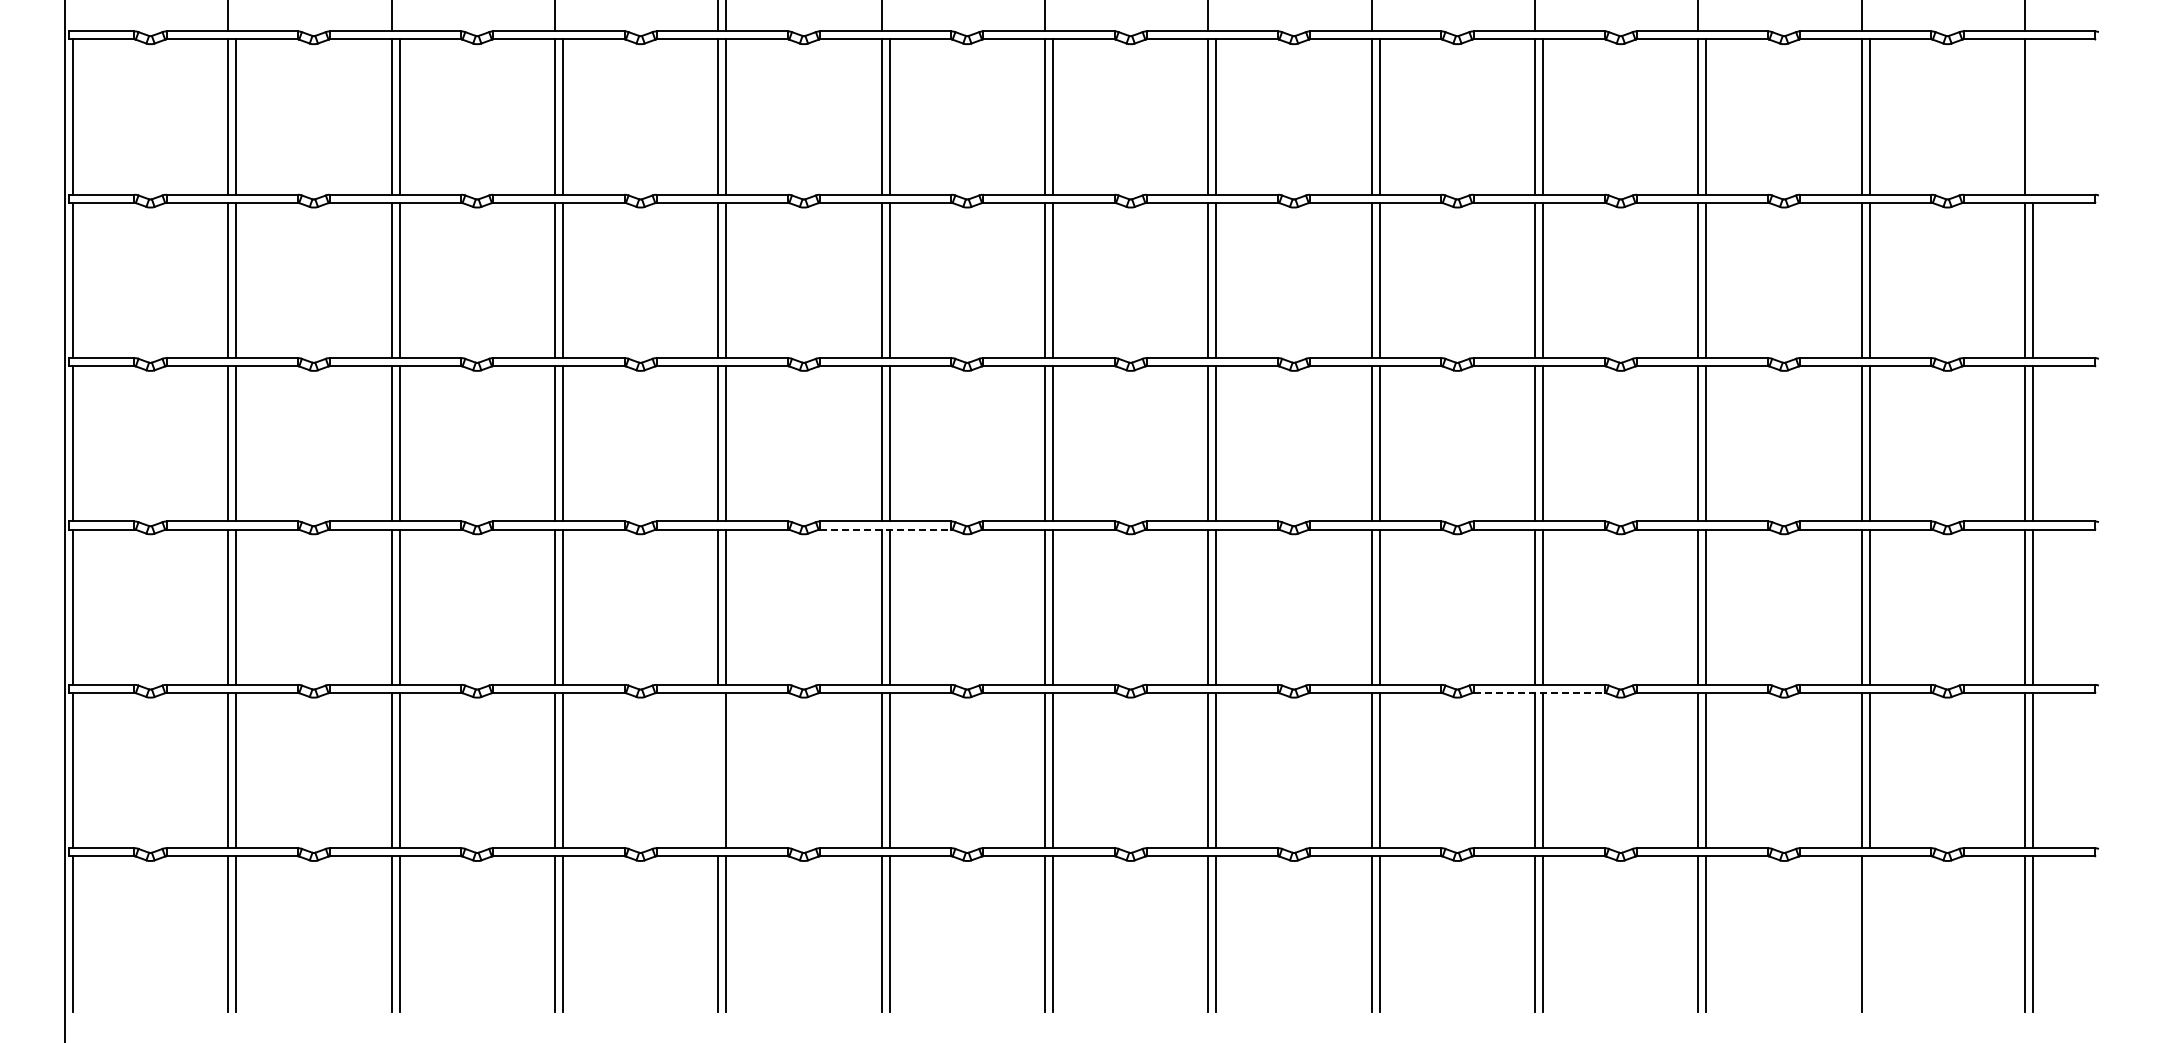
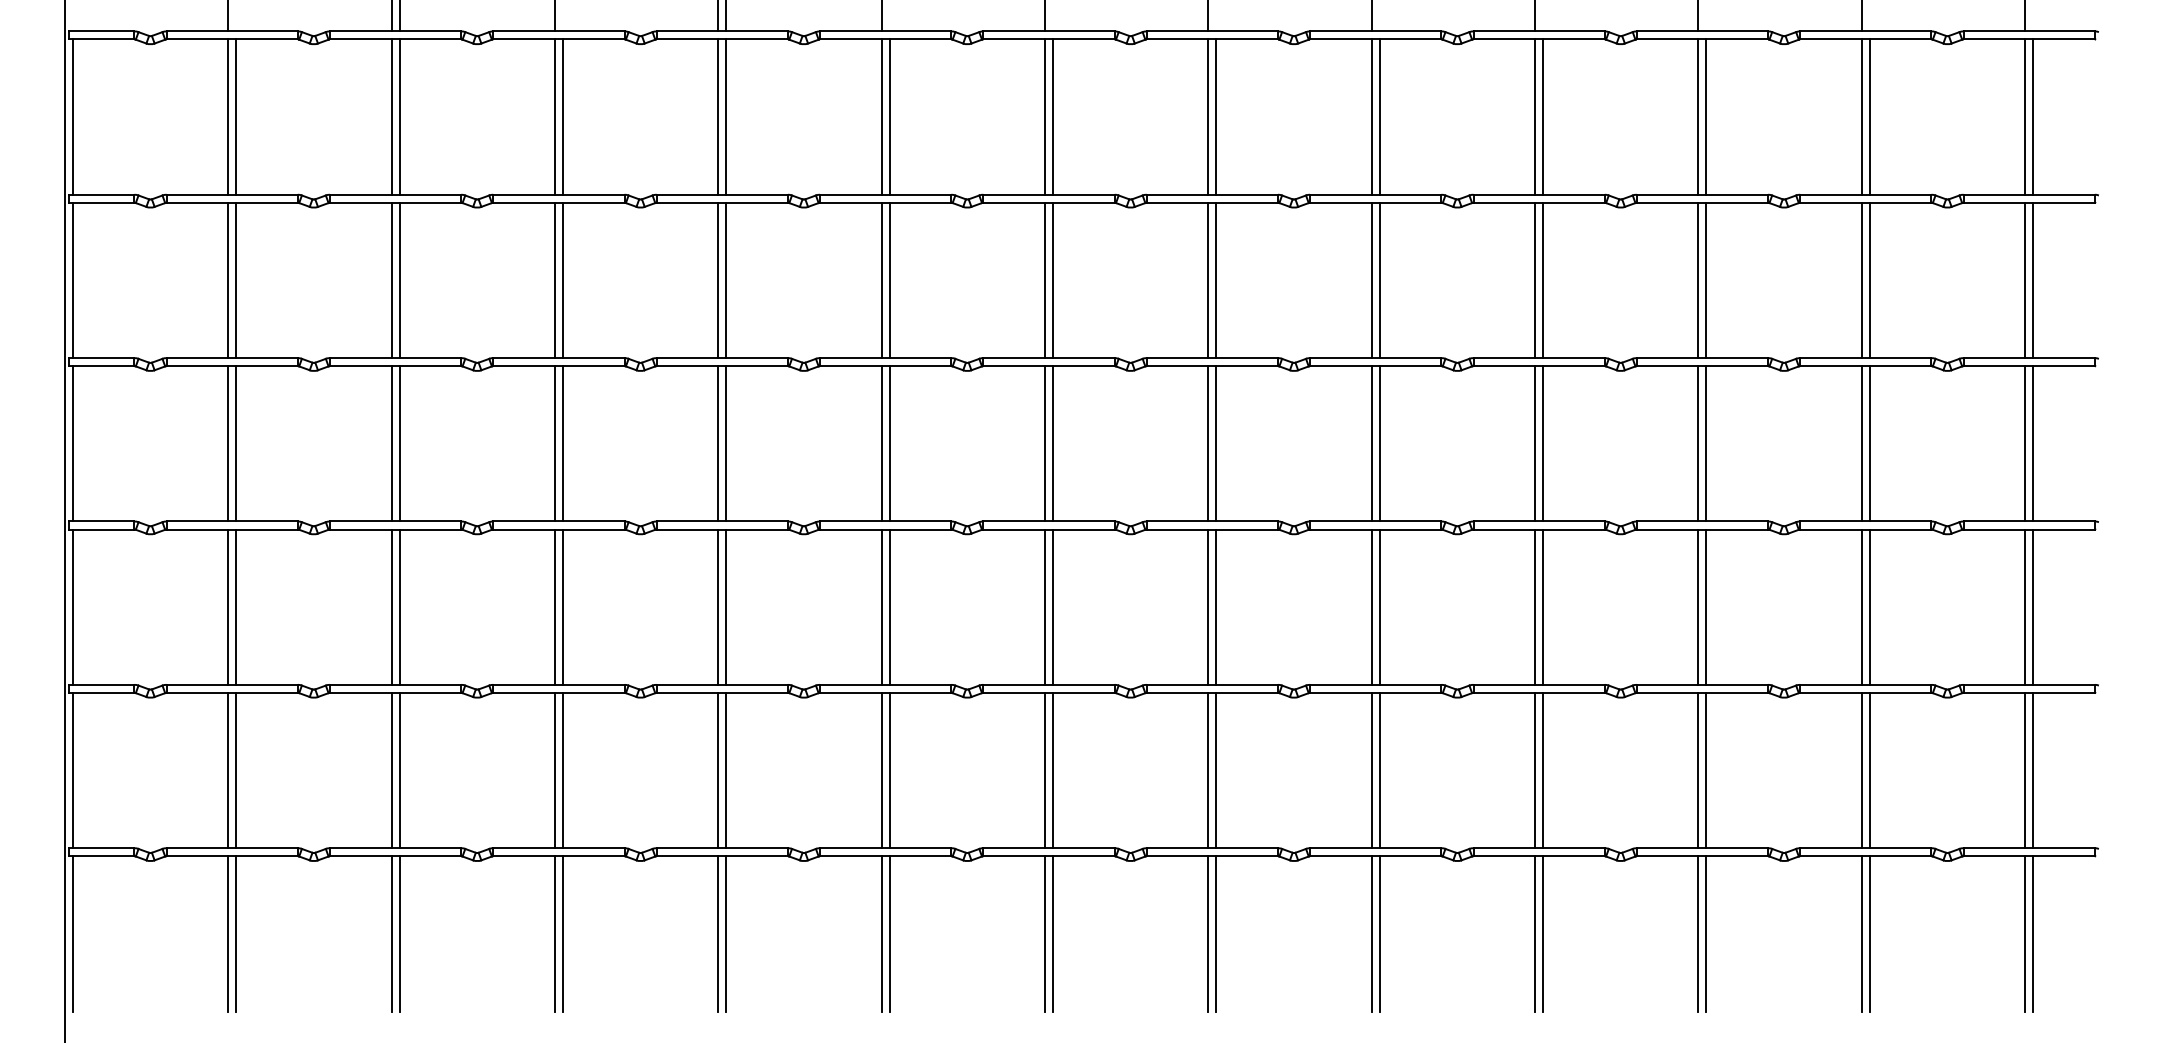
line: none -> present (399, 16)
line: none -> present (2033, 116)
line: dashed -> solid (885, 529)
line: dashed -> solid (1539, 692)
line: none -> present (718, 770)
line: none -> present (1869, 933)
